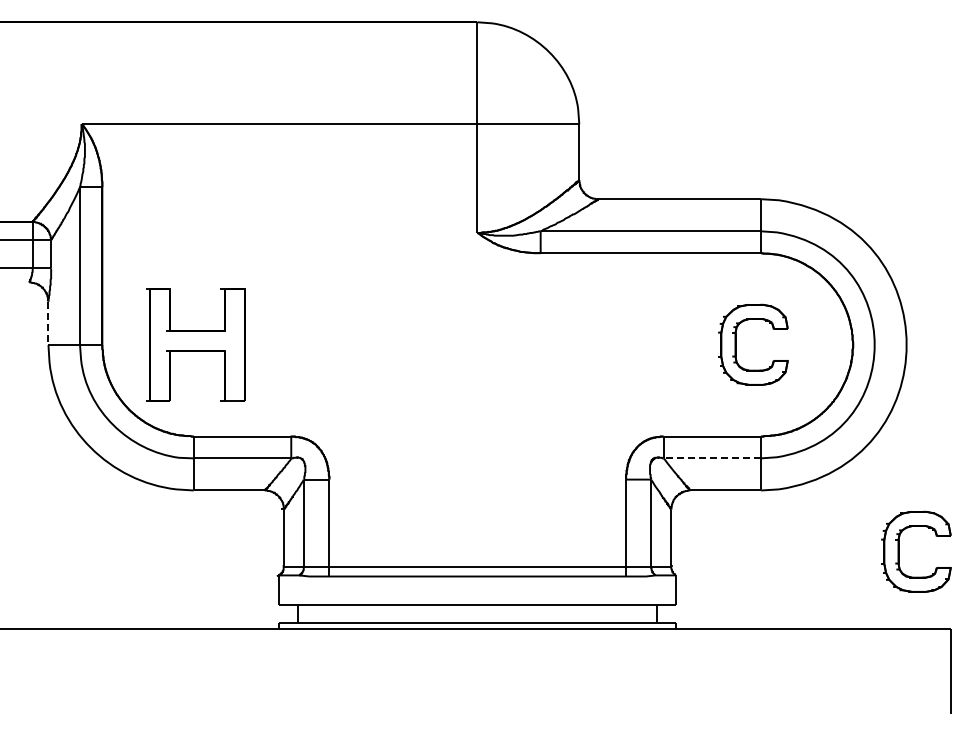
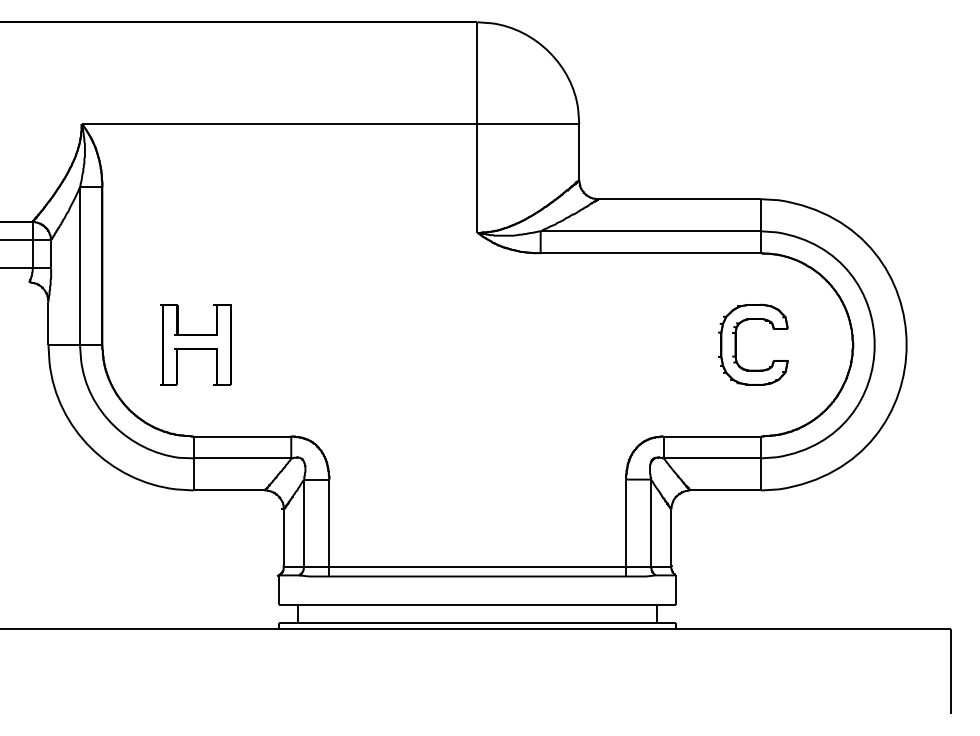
line: dashed -> solid (48, 323)
part size: 100x114 px -> 72x82 px (195, 344)
line: dashed -> solid (712, 458)
part: present -> none (899, 551)
